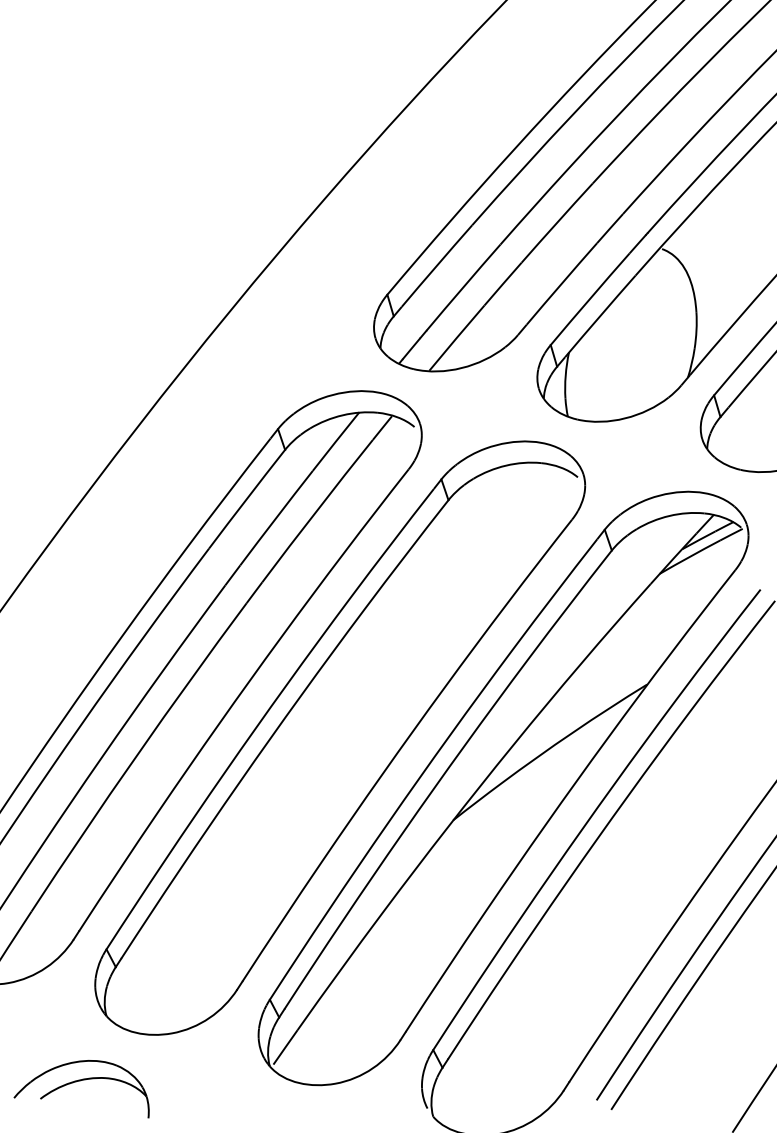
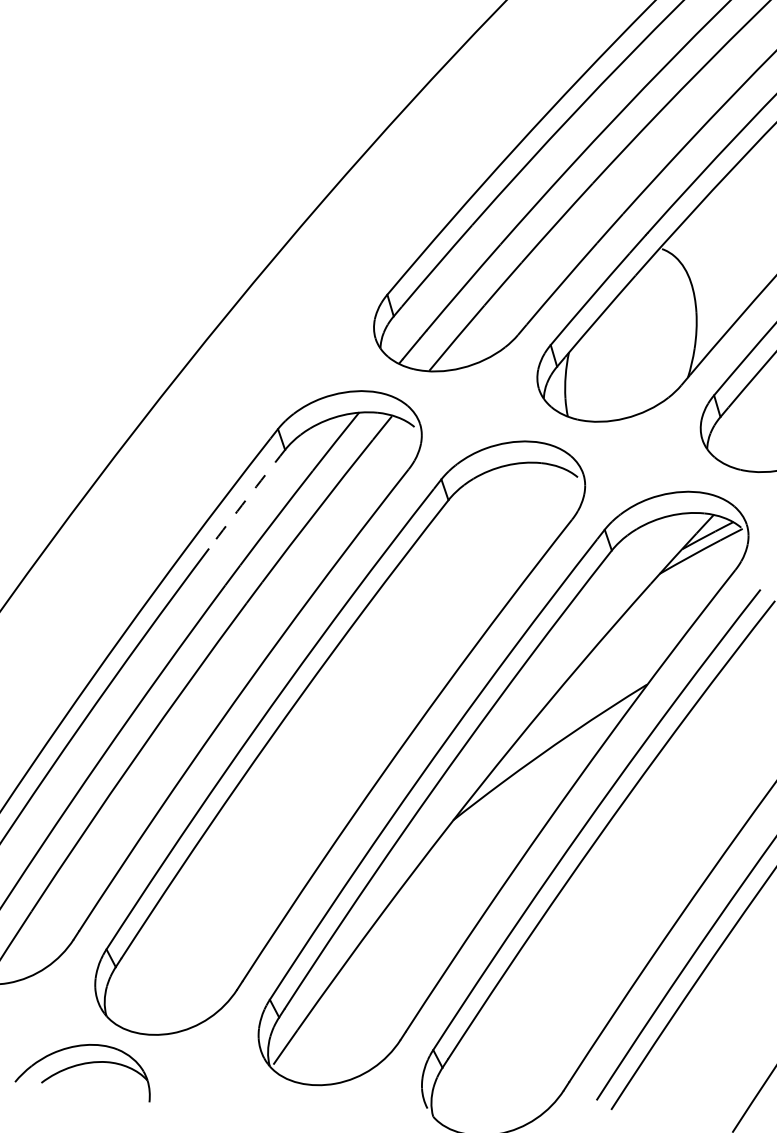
arc: solid -> dashed (246, 499)
part position: (80, 1081) -> (81, 1065) (81, 1065)
